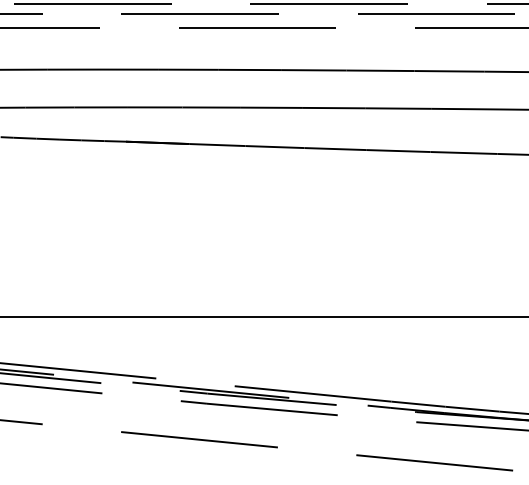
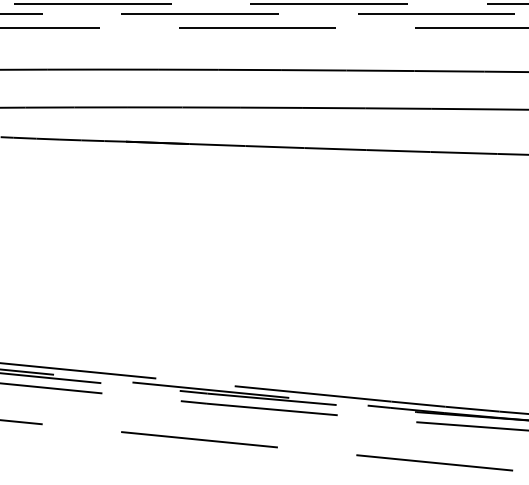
line: present -> none (263, 316)
